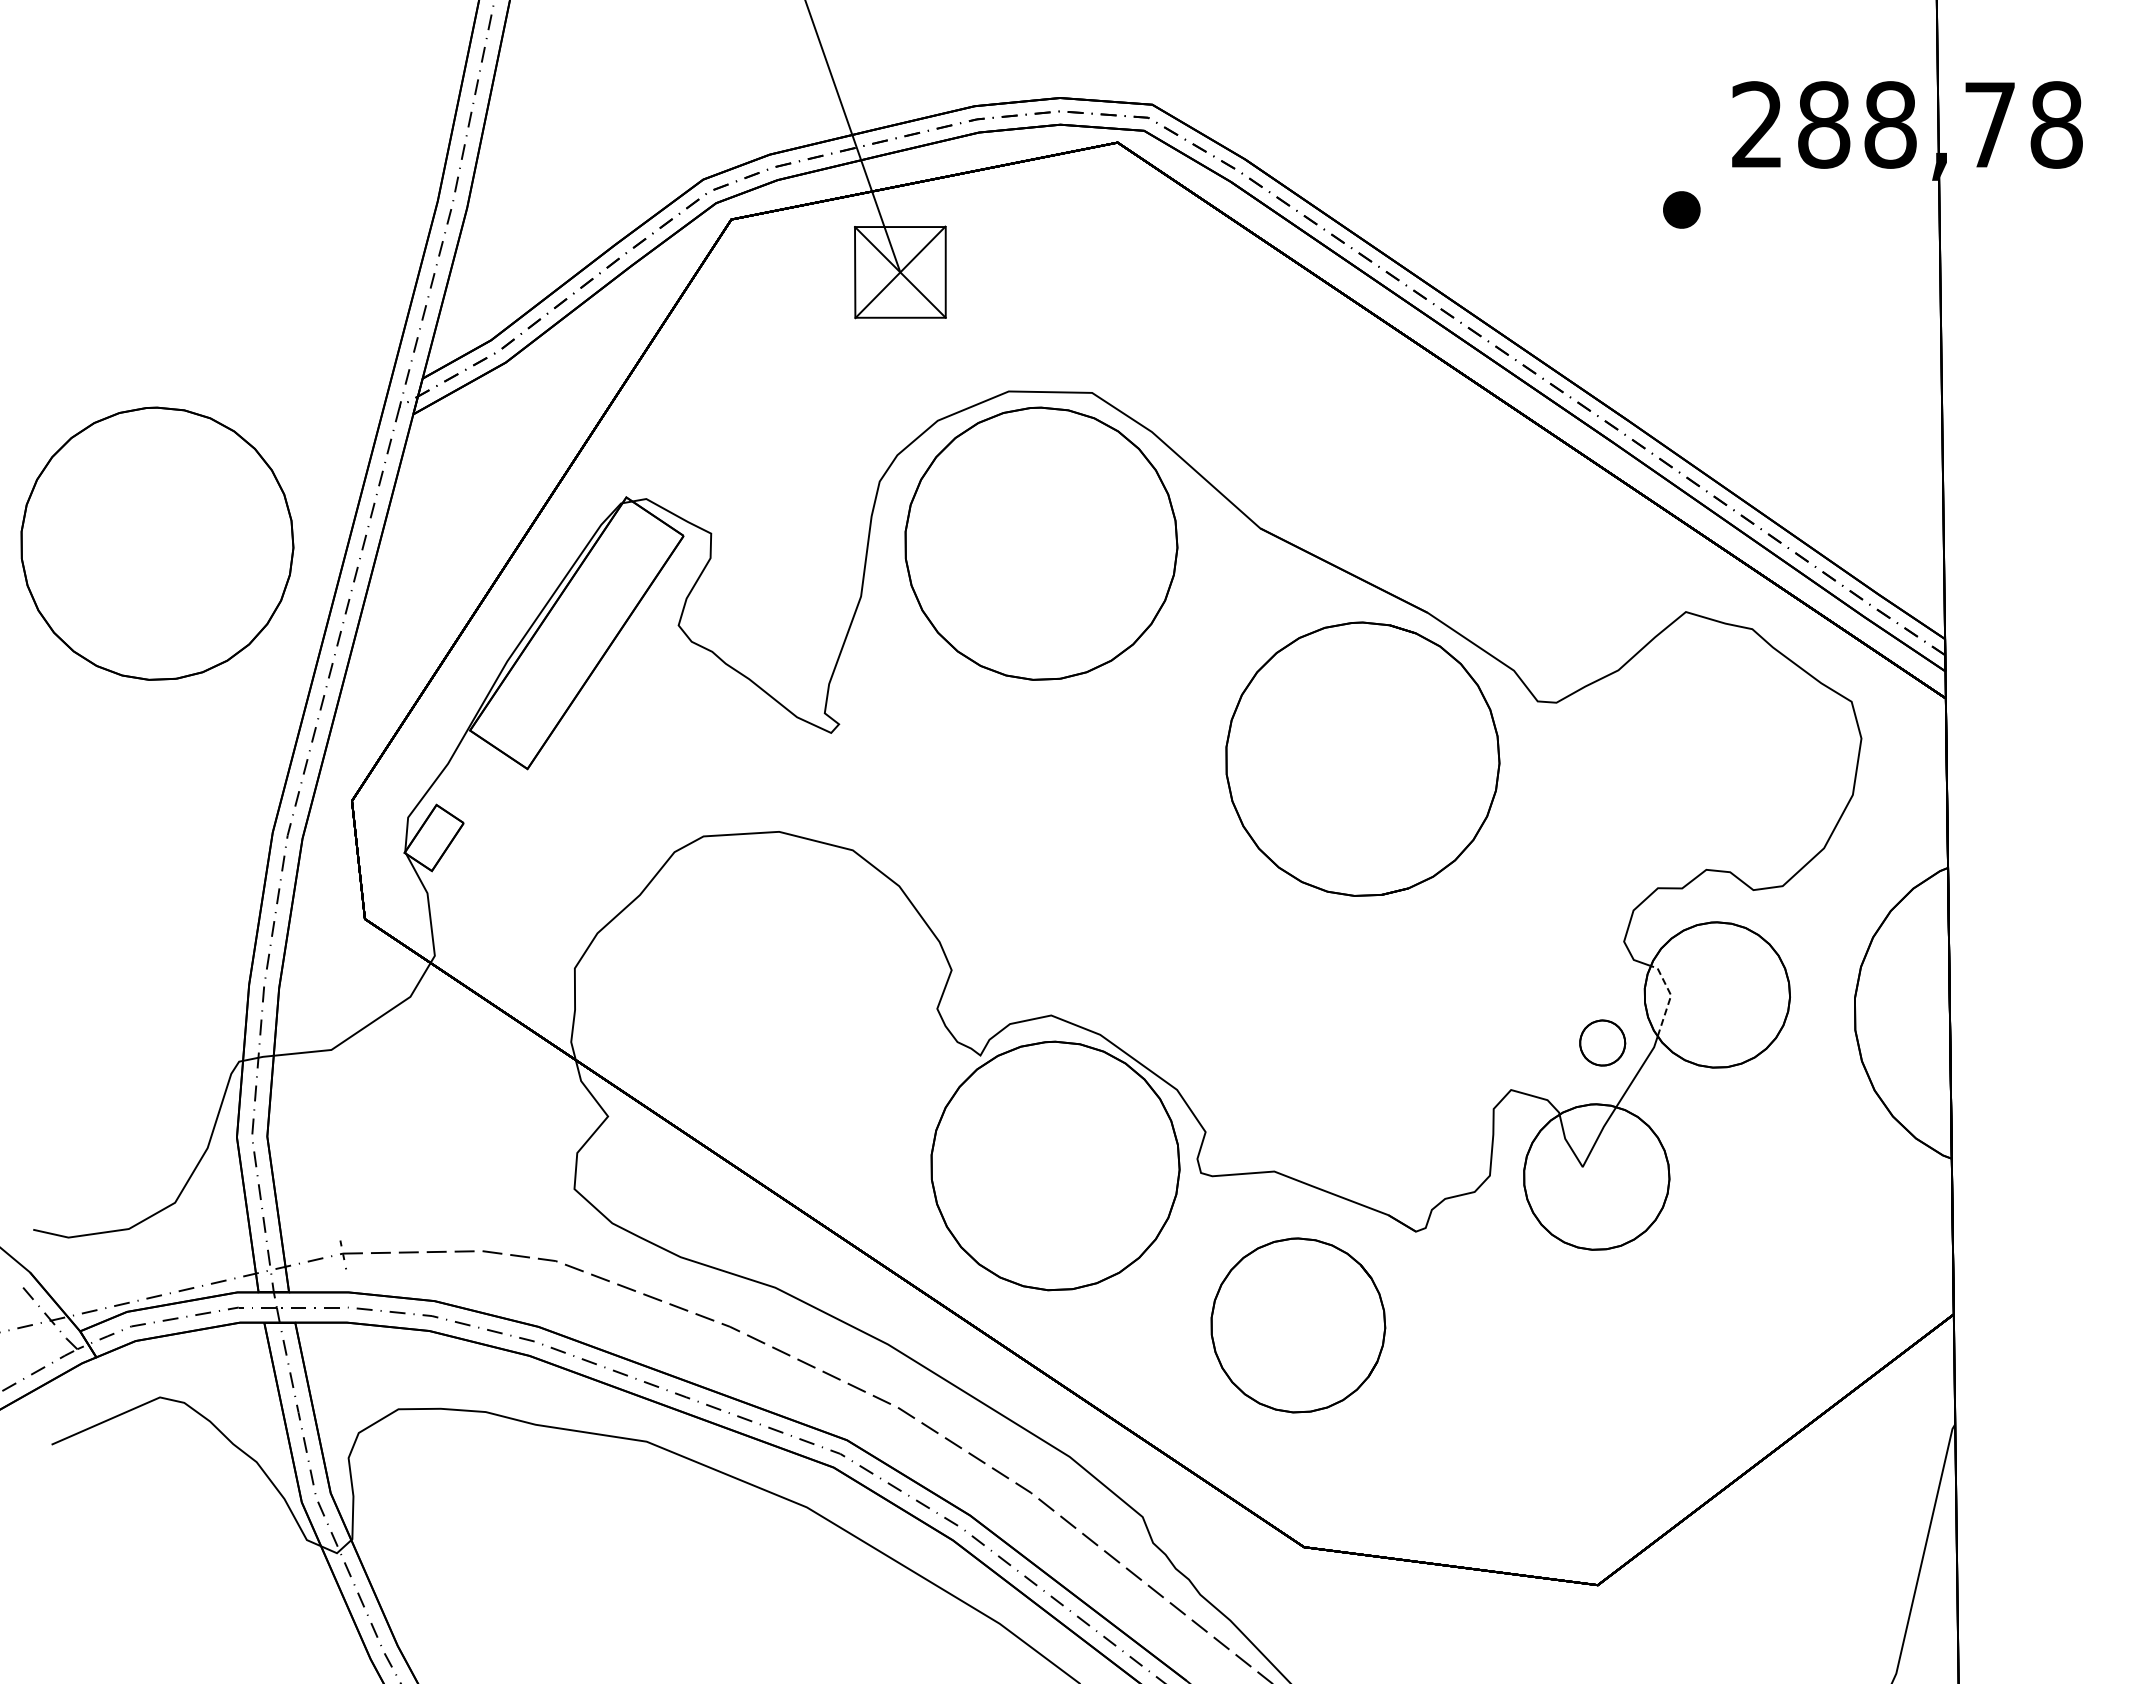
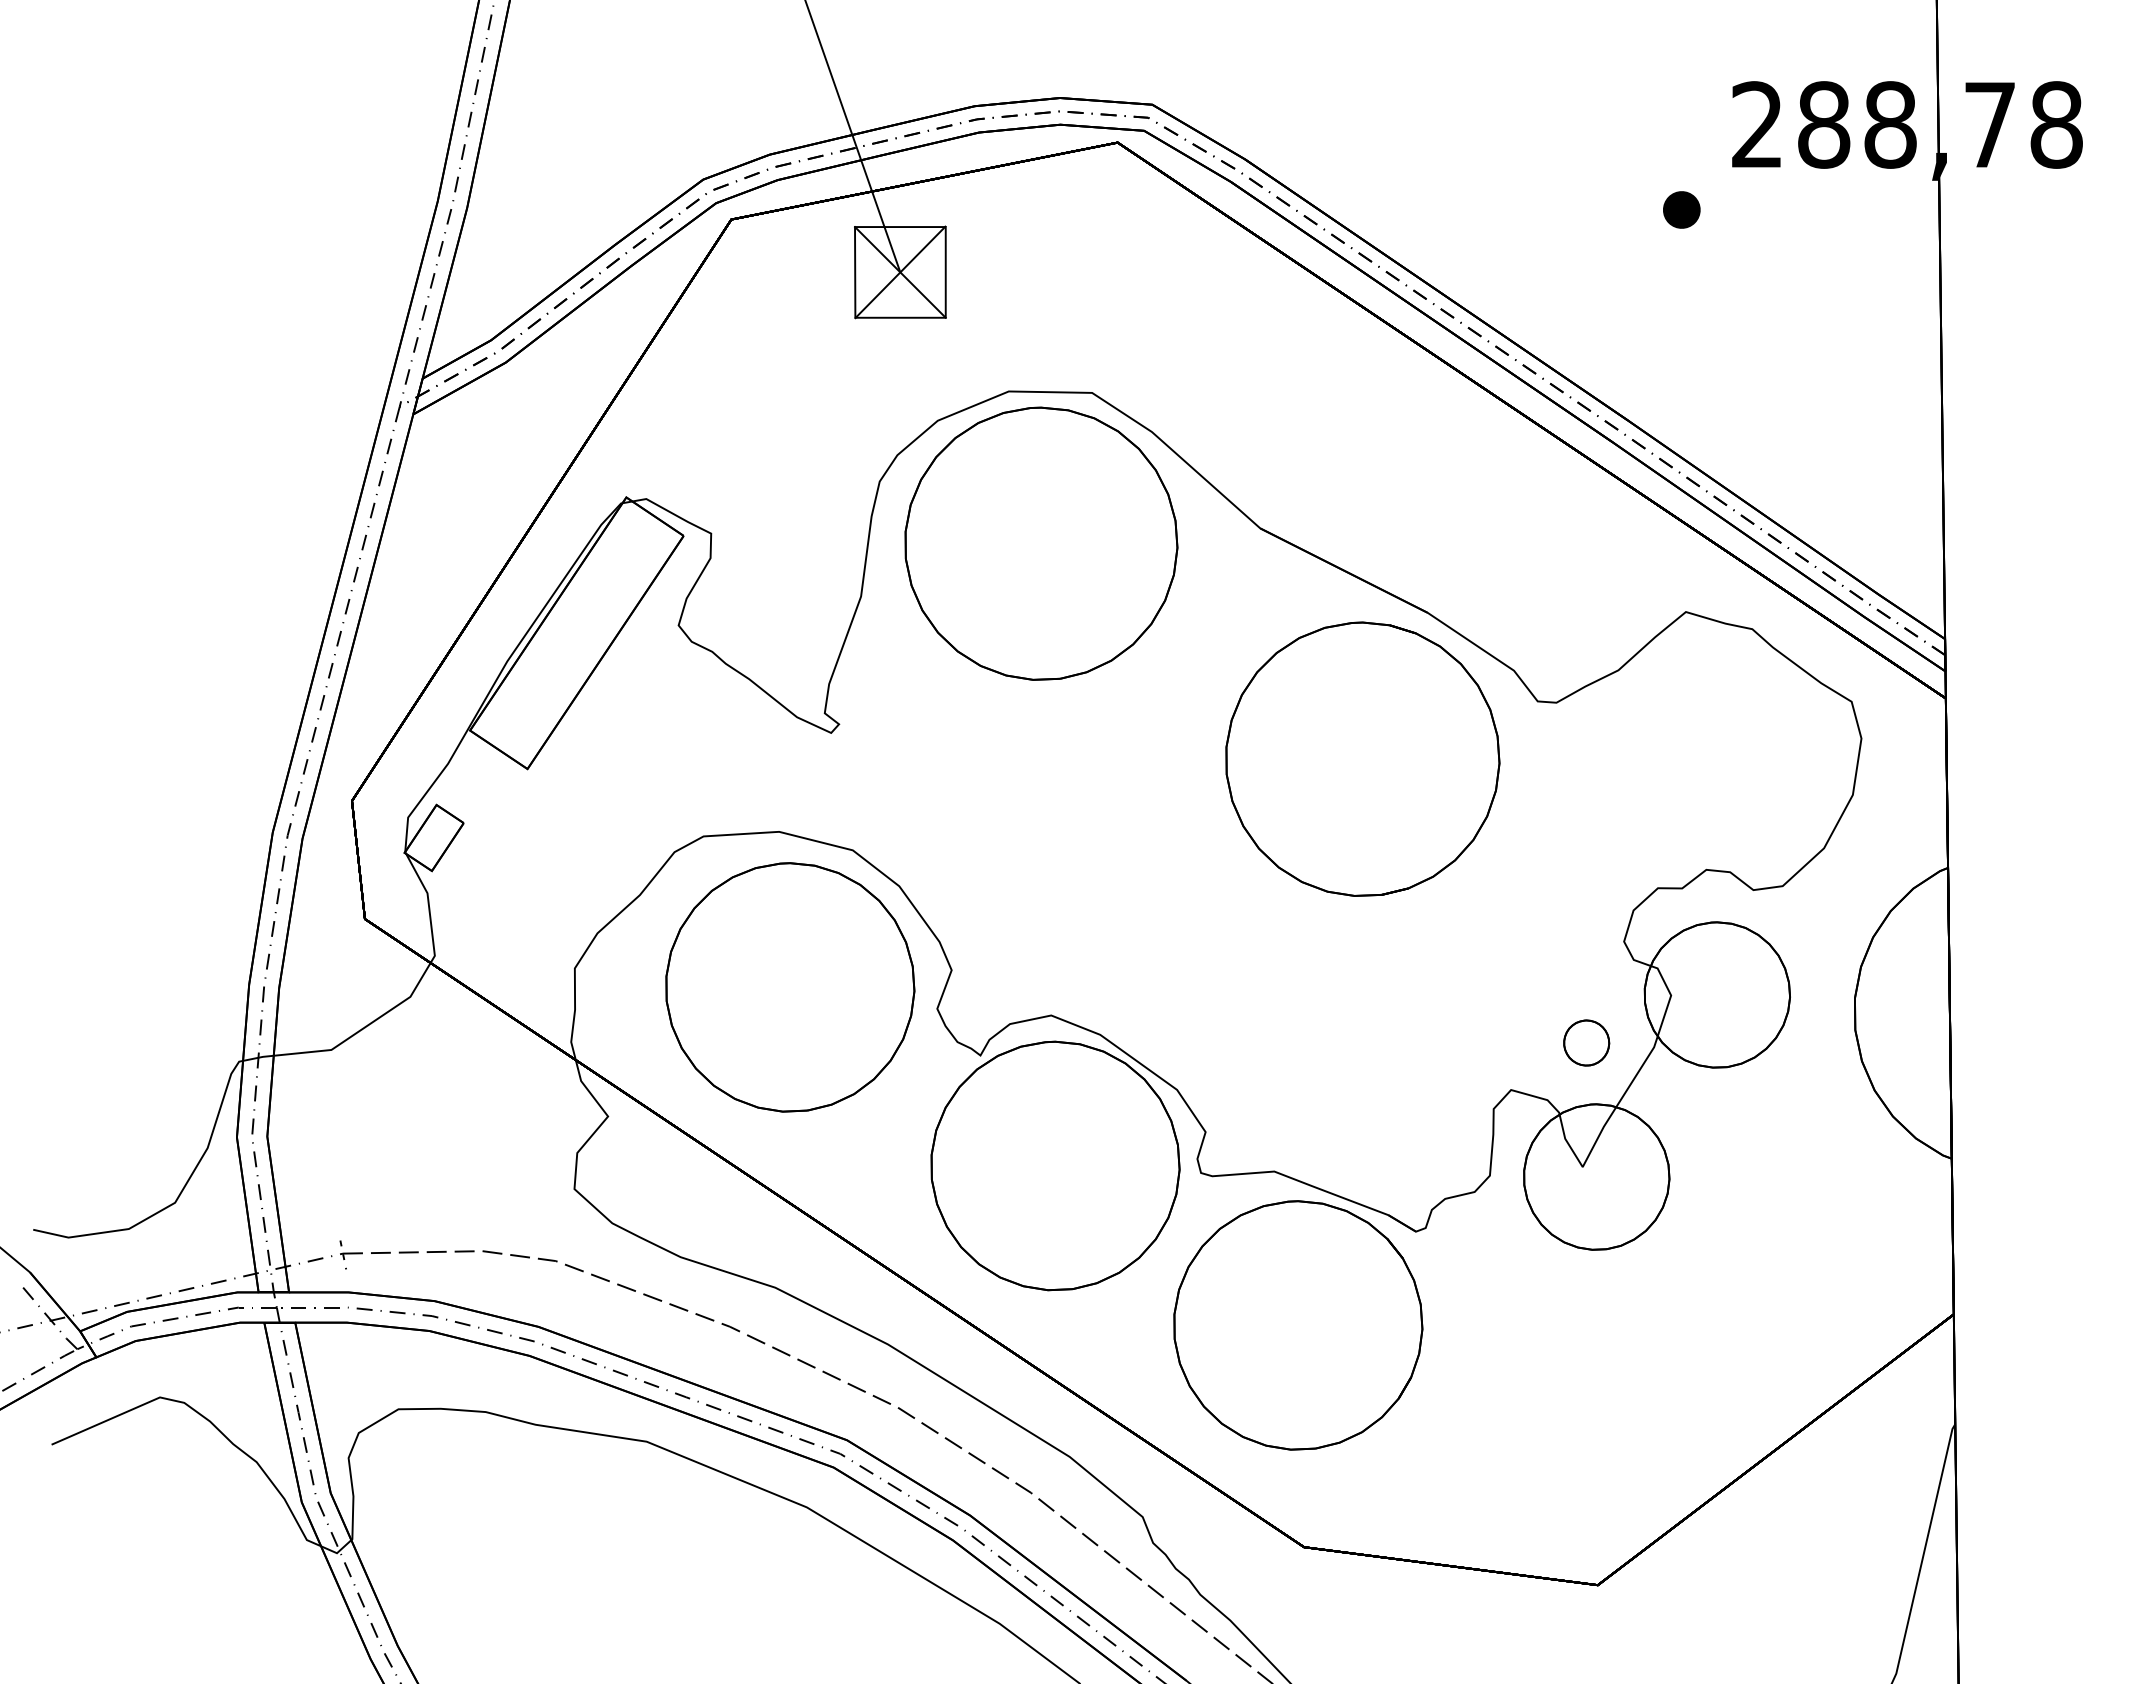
part: present -> none (157, 543)
part: none -> present (790, 987)
line: dashed -> solid (1670, 996)
part position: (1602, 1042) -> (1586, 1042) (1586, 1042)
part size: 177x177 px -> 251x251 px (1298, 1325)
